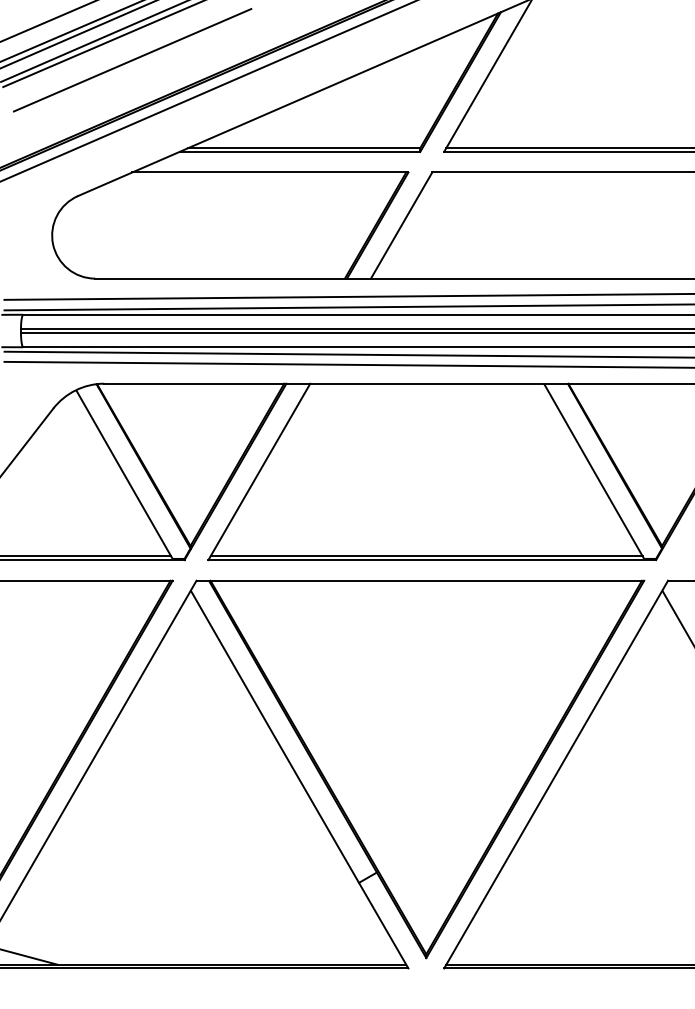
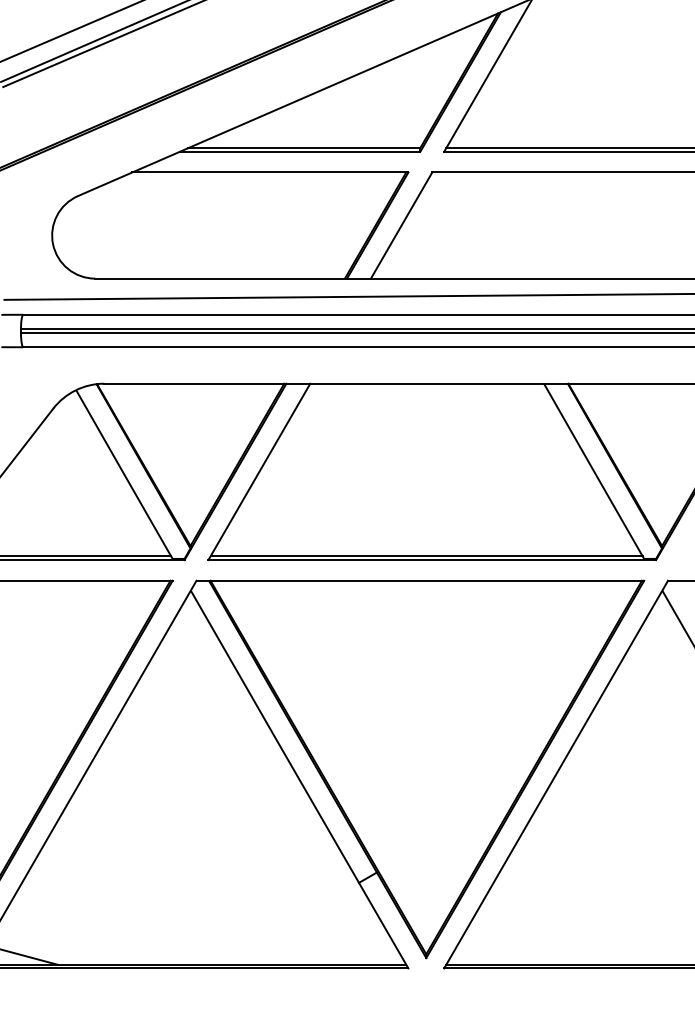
line: present -> none (47, 21)
line: present -> none (77, 34)
line: present -> none (132, 60)
line: present -> none (207, 91)
line: present -> none (347, 307)
line: present -> none (347, 354)
line: present -> none (347, 364)
